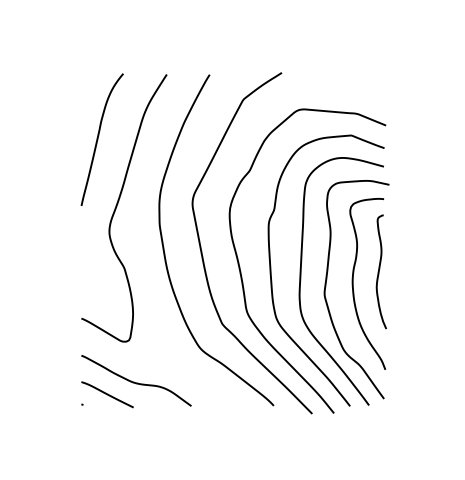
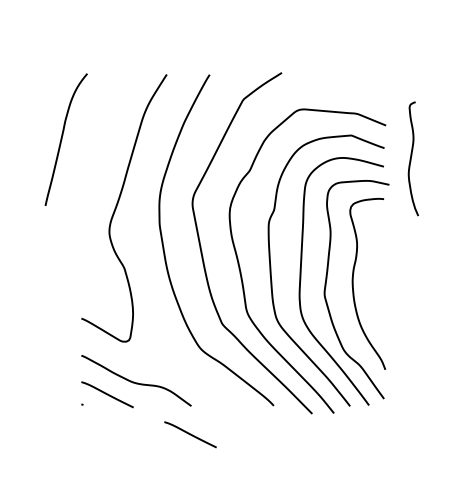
curve position: (98, 139) -> (62, 139) (62, 139)
curve position: (379, 271) -> (411, 158) (411, 158)
line: none -> present (190, 434)
